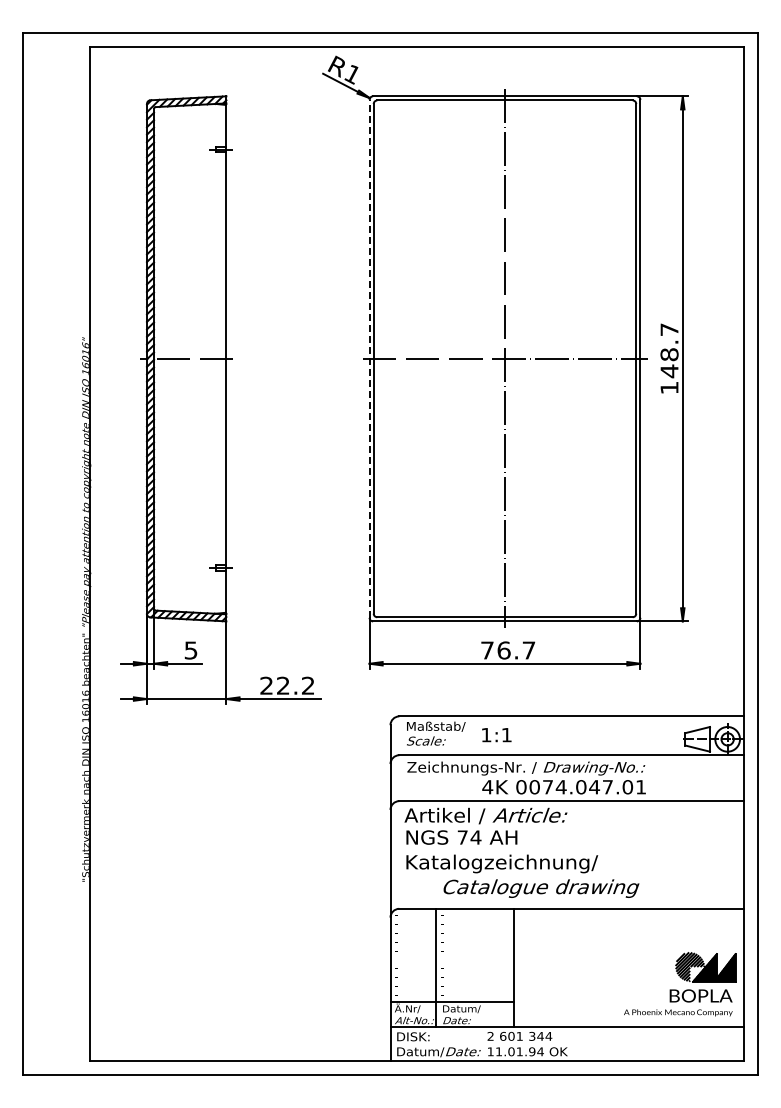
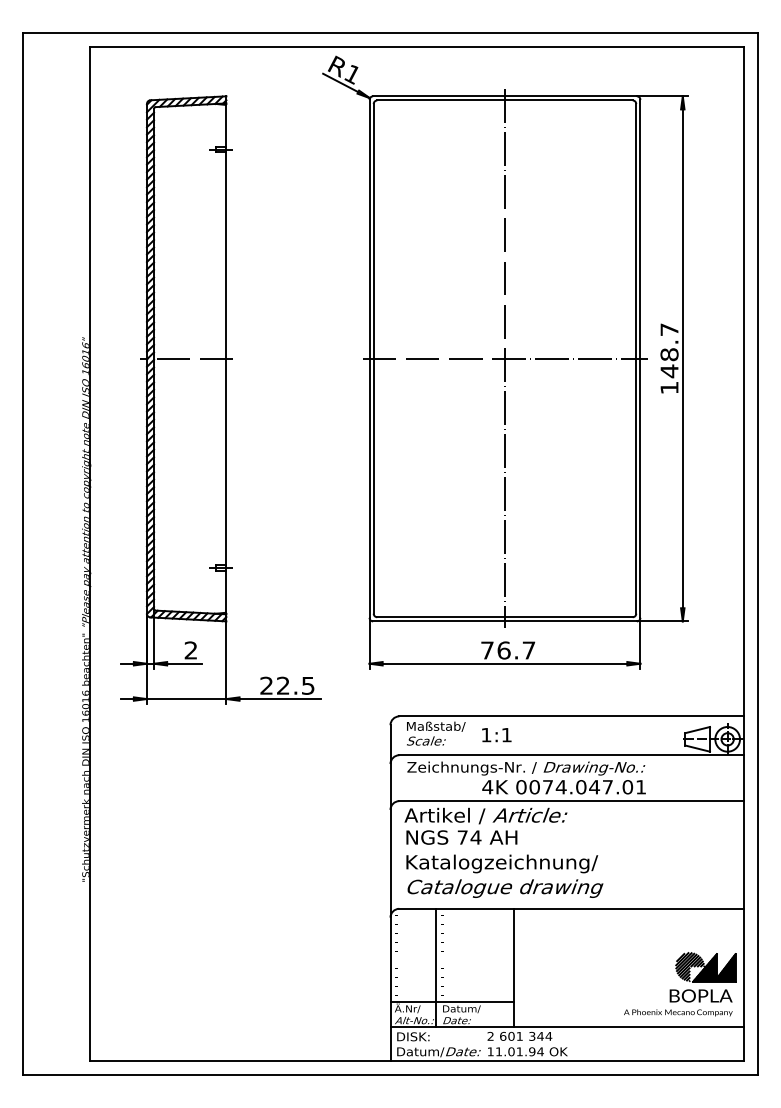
line: dashed -> solid (369, 358)
text: 5 -> 2 (190, 650)
text: 22.2 -> 22.5 (308, 685)
text position: (541, 888) -> (505, 888) (505, 888)
